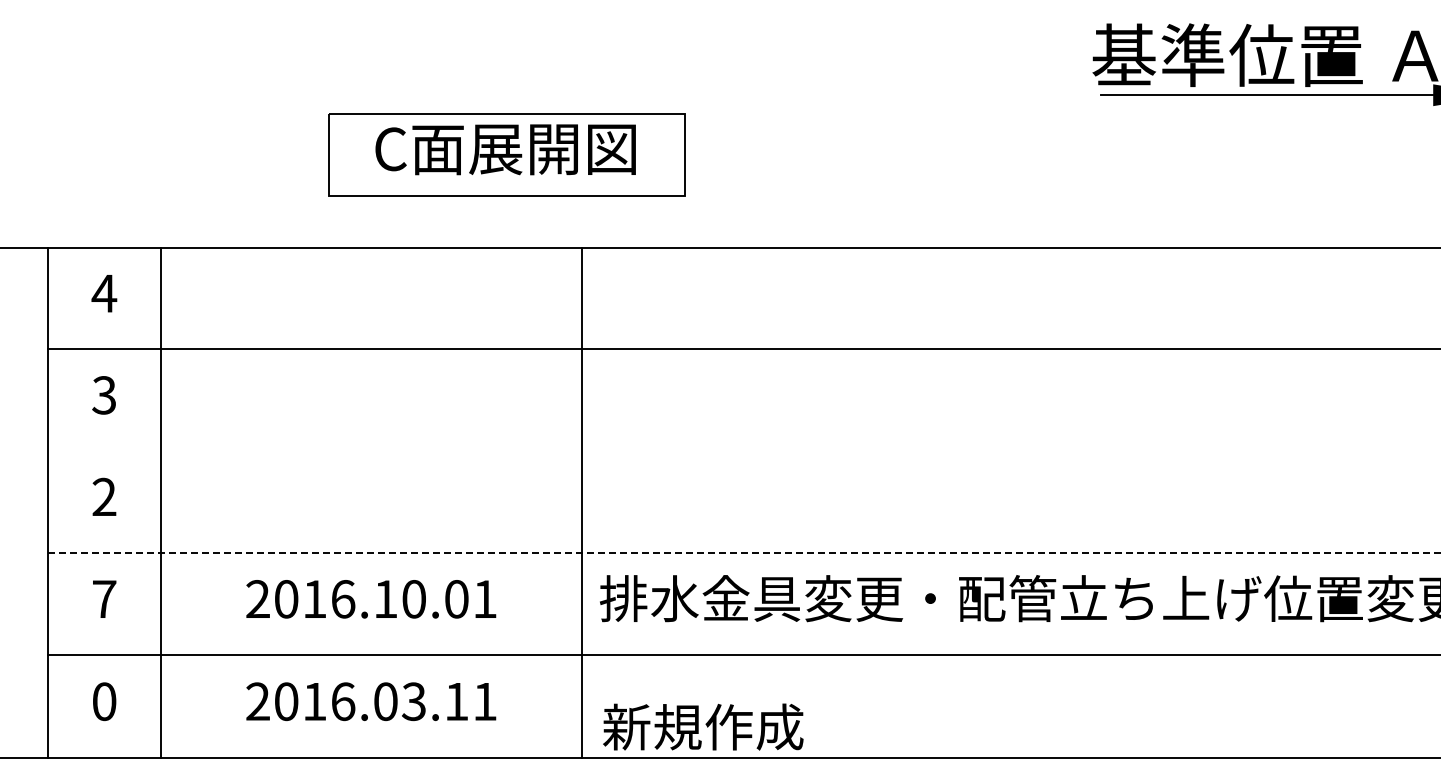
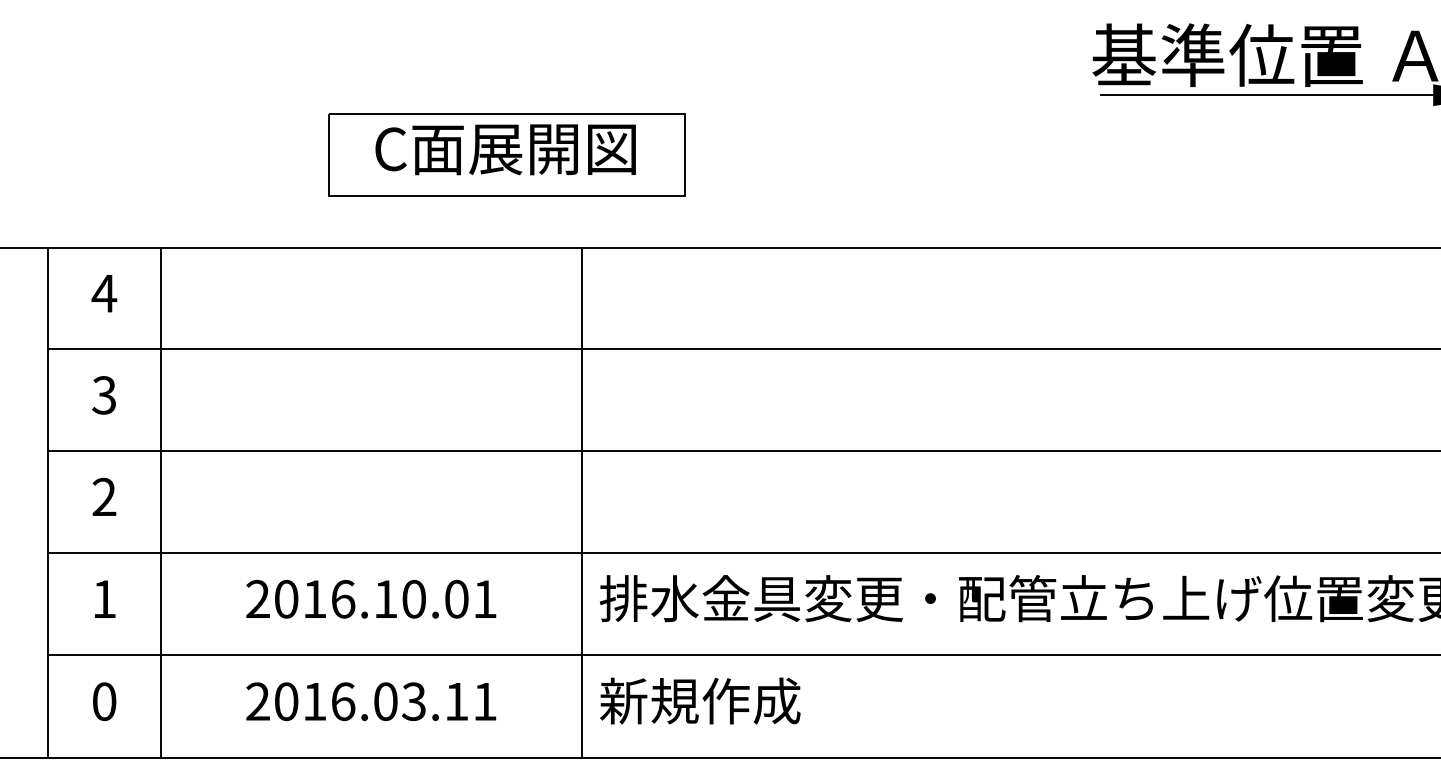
line: none -> present (742, 451)
line: dashed -> solid (745, 552)
text: 7 -> 1 (104, 598)
text position: (703, 726) -> (700, 700) (700, 700)
